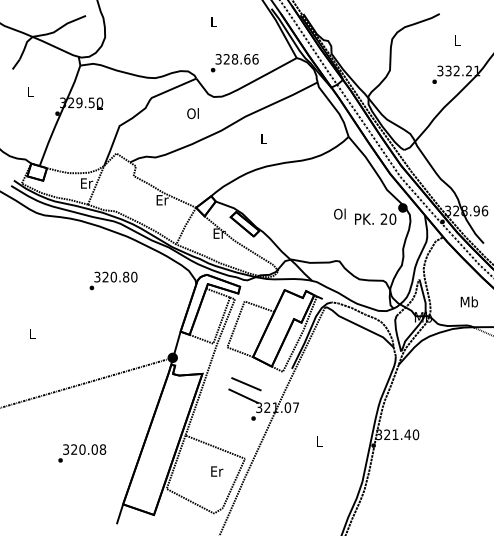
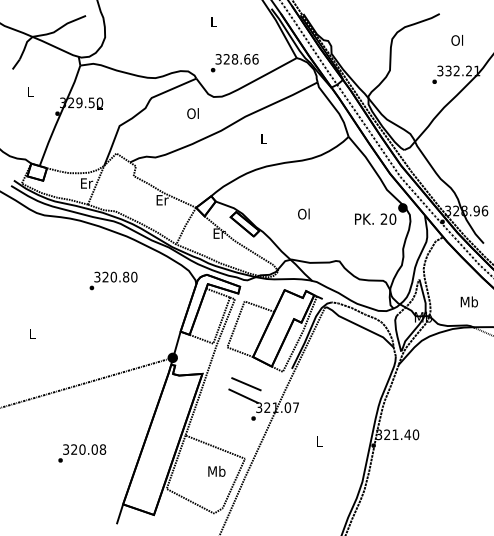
text: L -> Ol (457, 39)
text position: (339, 213) -> (303, 213) (303, 213)
text: Er -> Mb (216, 471)
